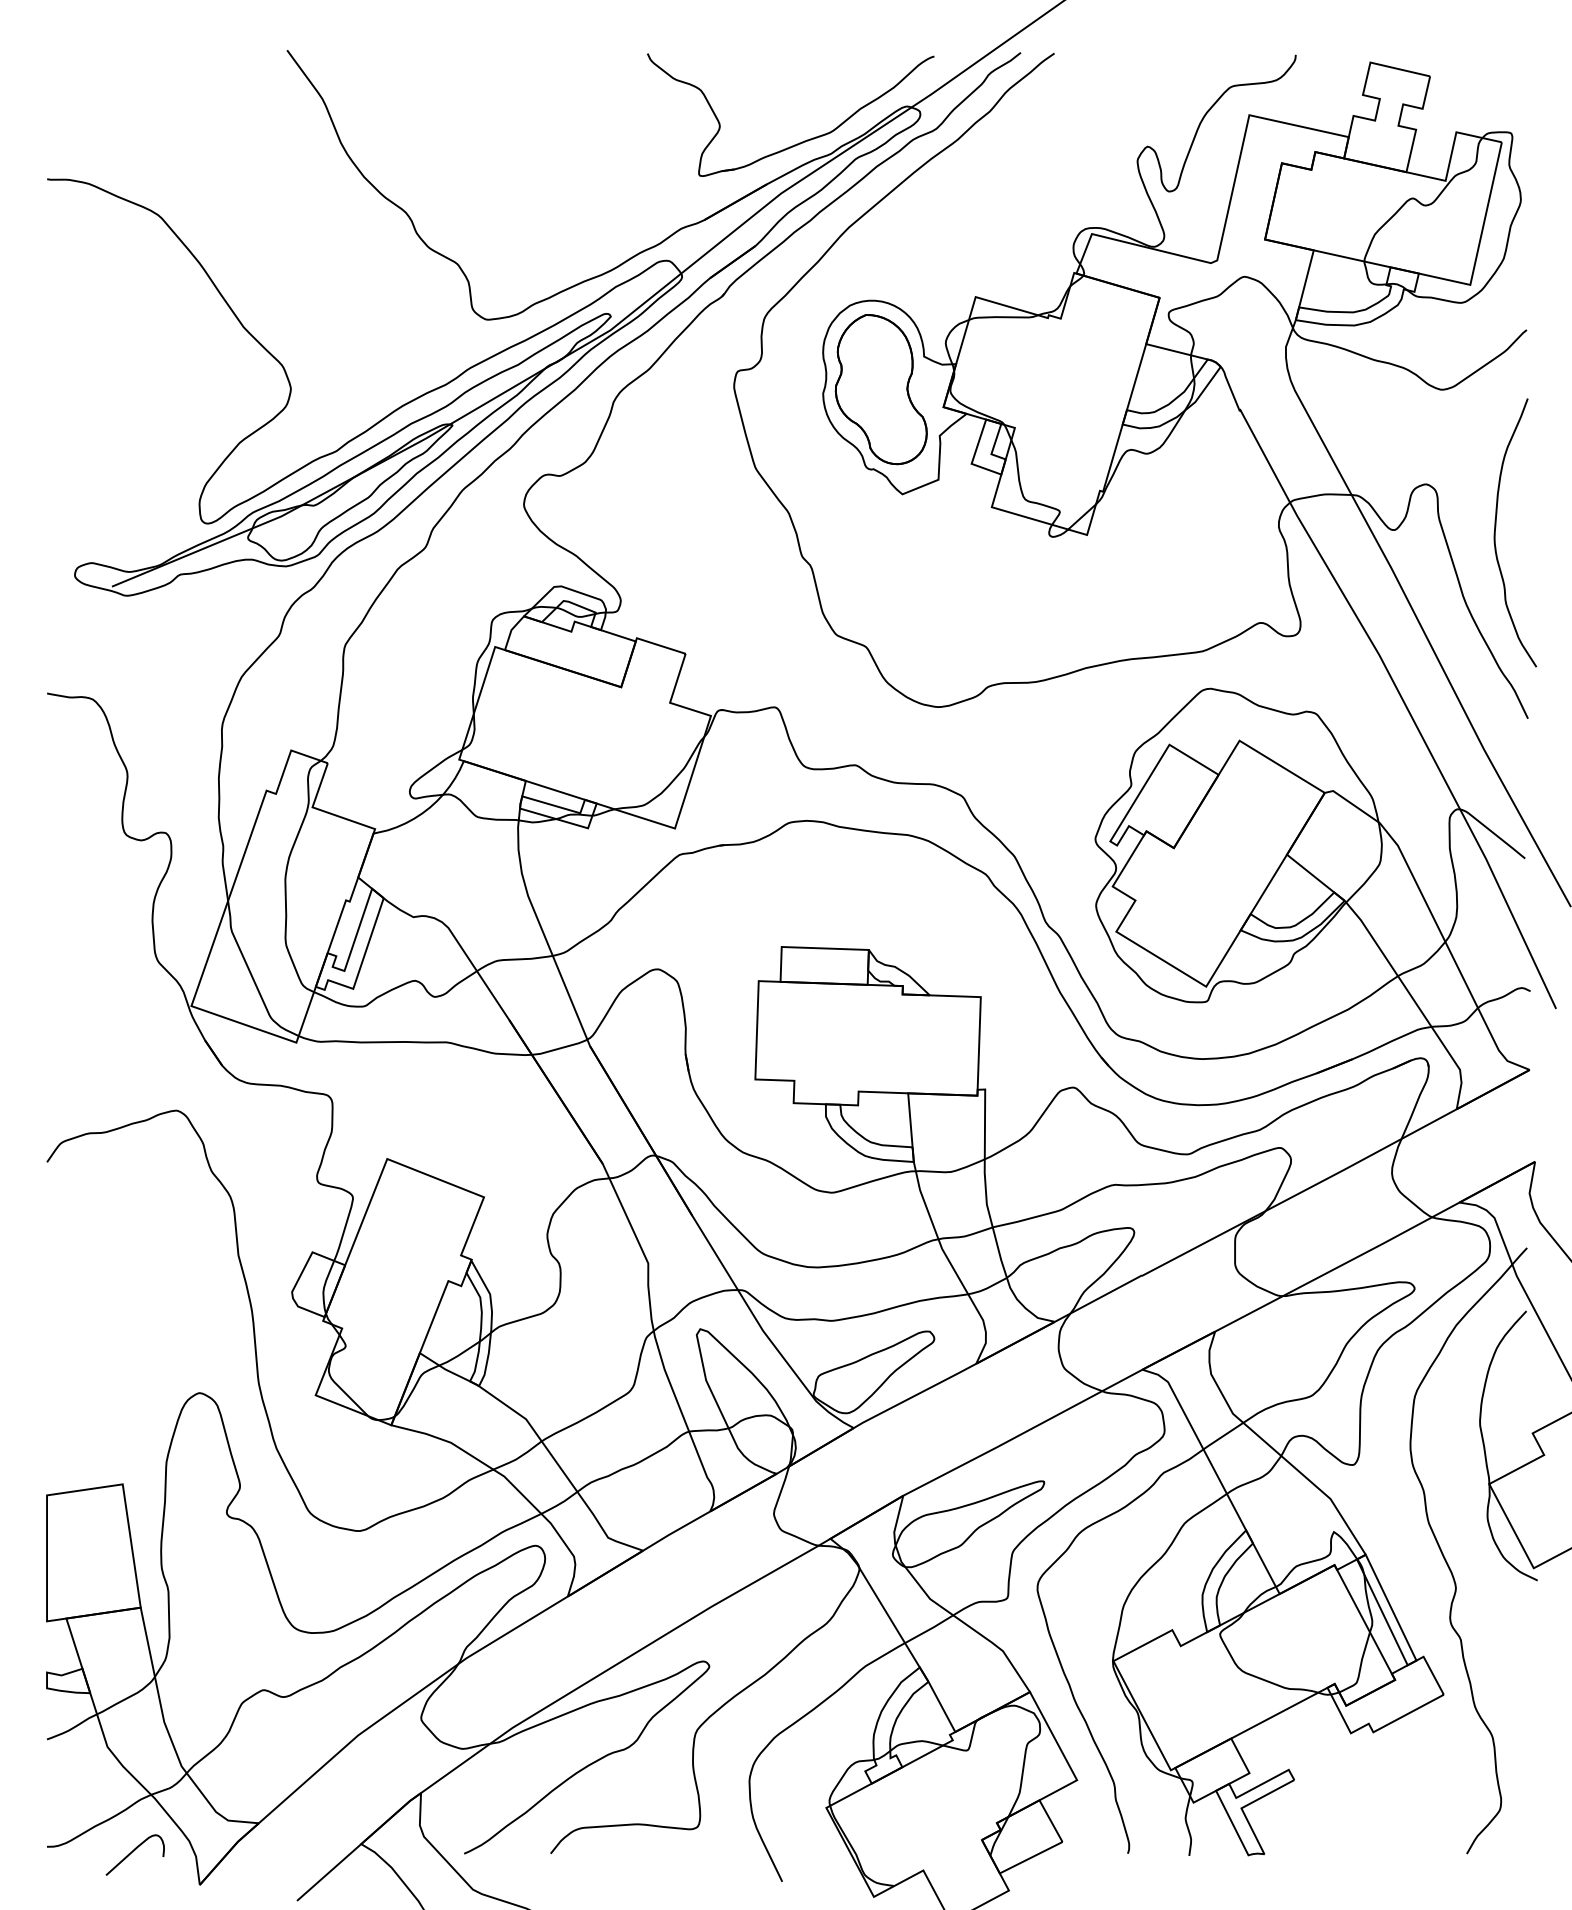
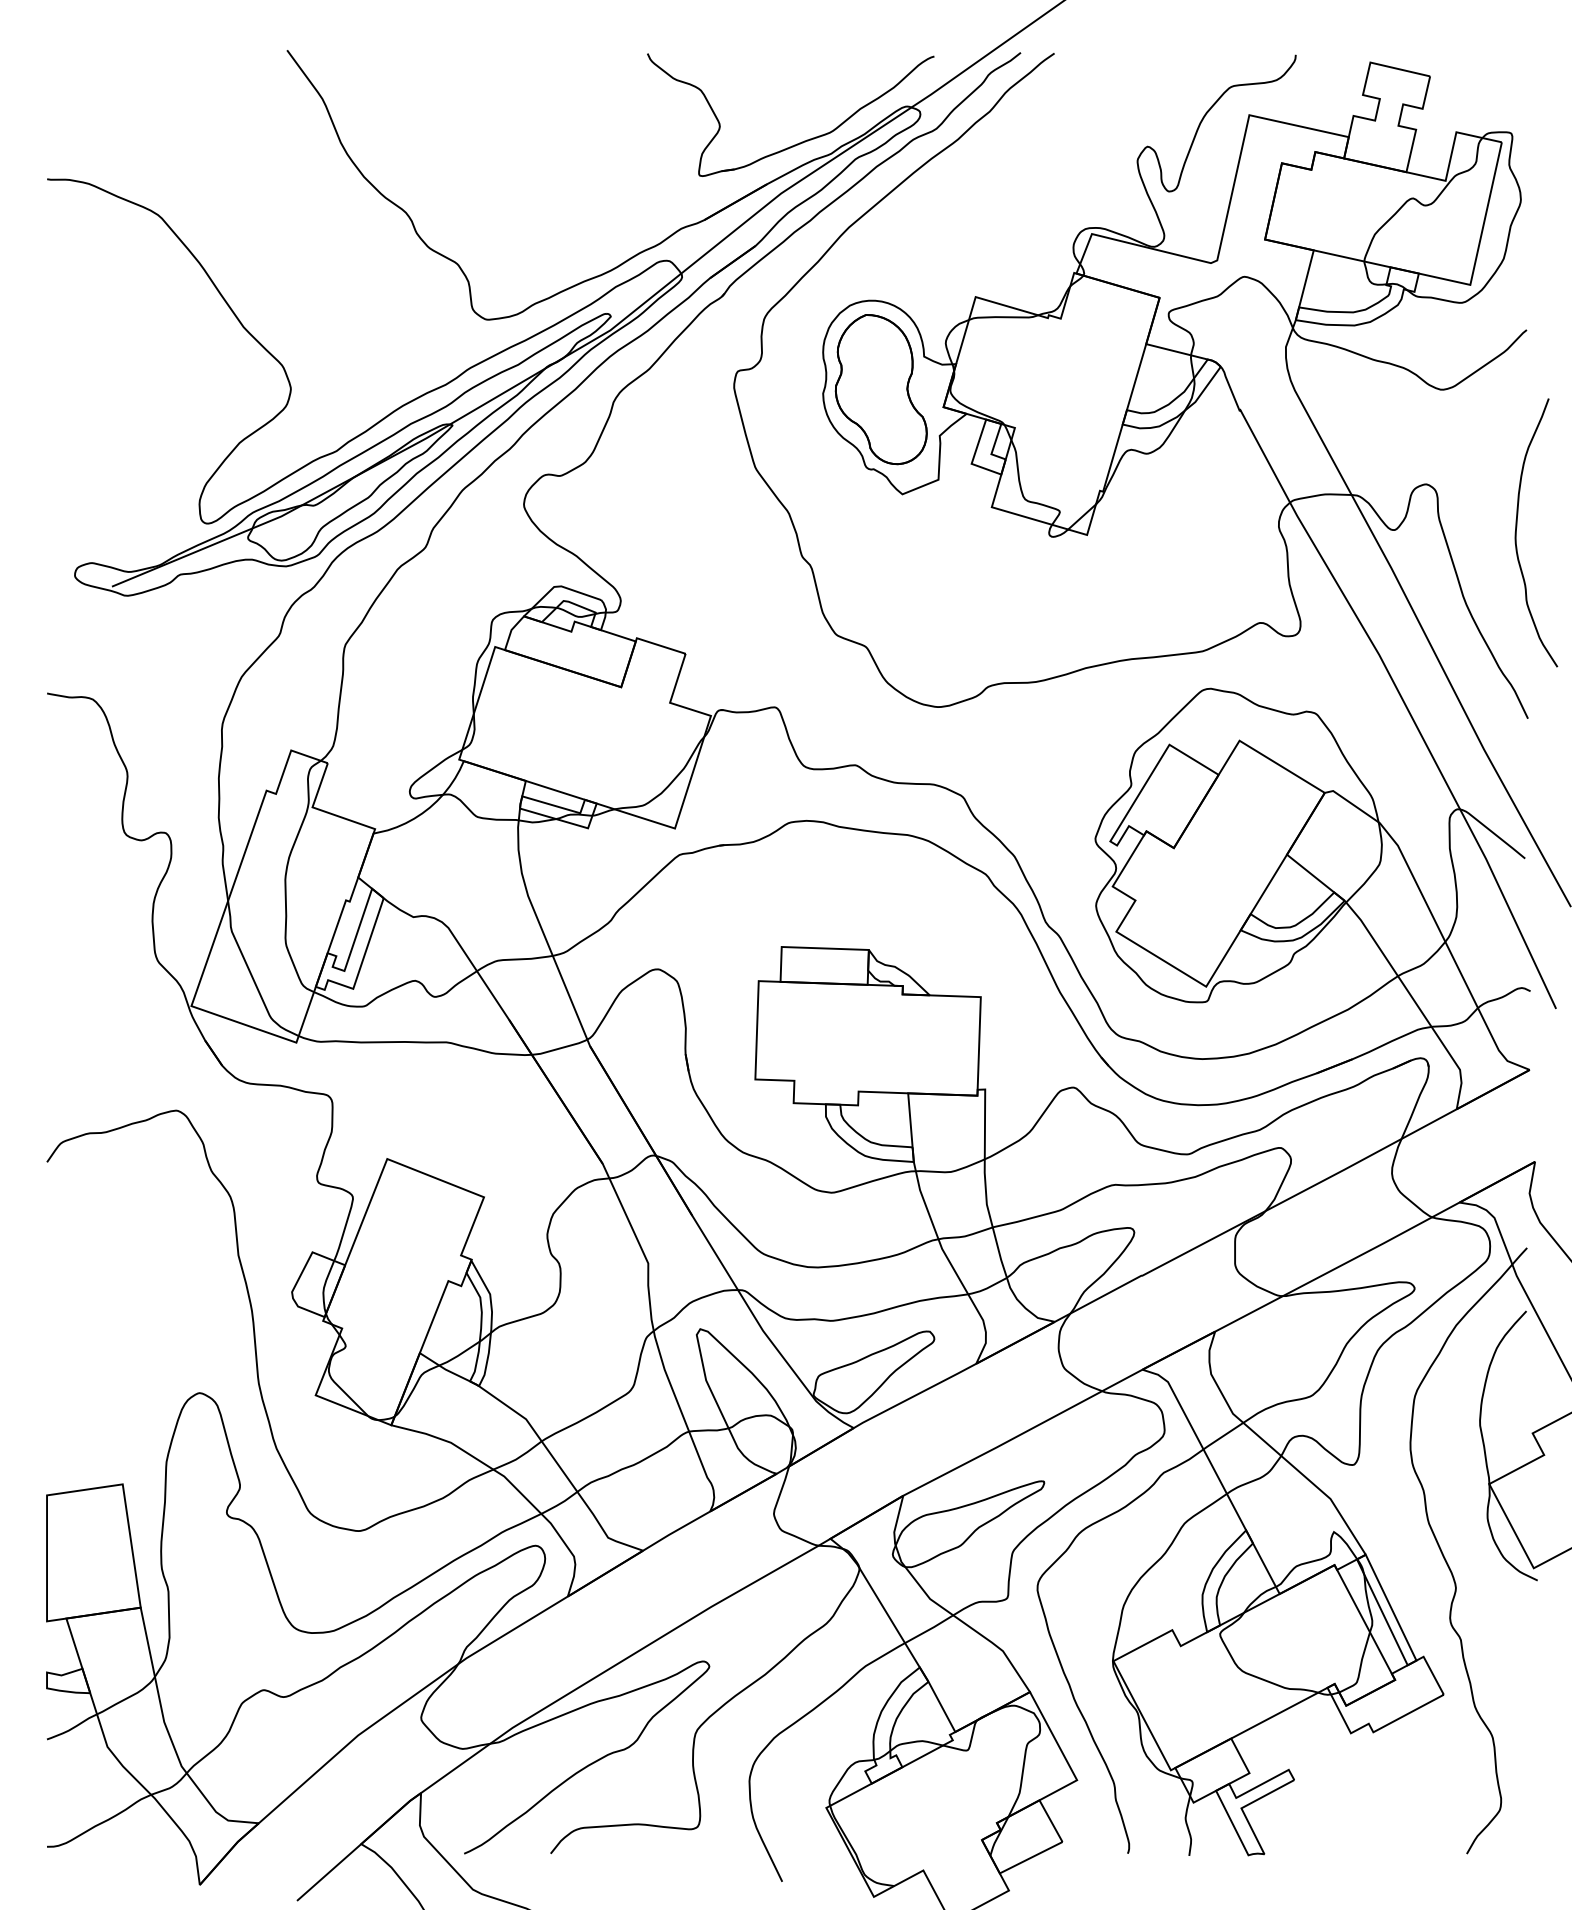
curve position: (1496, 527) -> (1517, 527) (1517, 527)
curve: present -> none (133, 1852)
